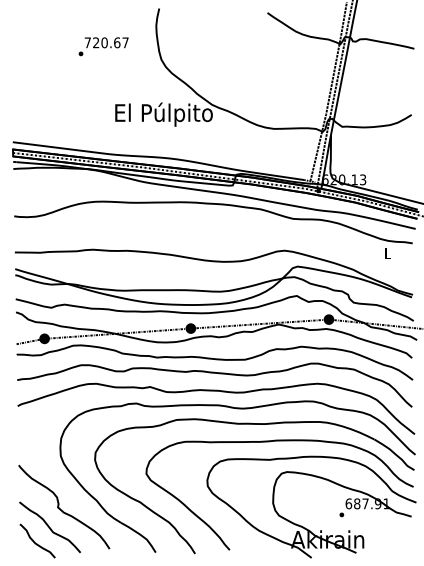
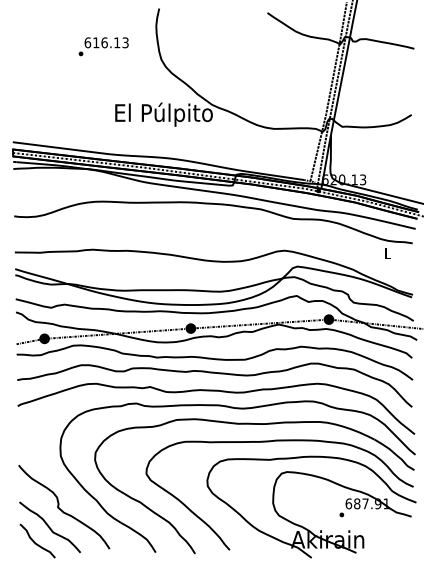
text: 720.67 -> 616.13 (106, 42)
